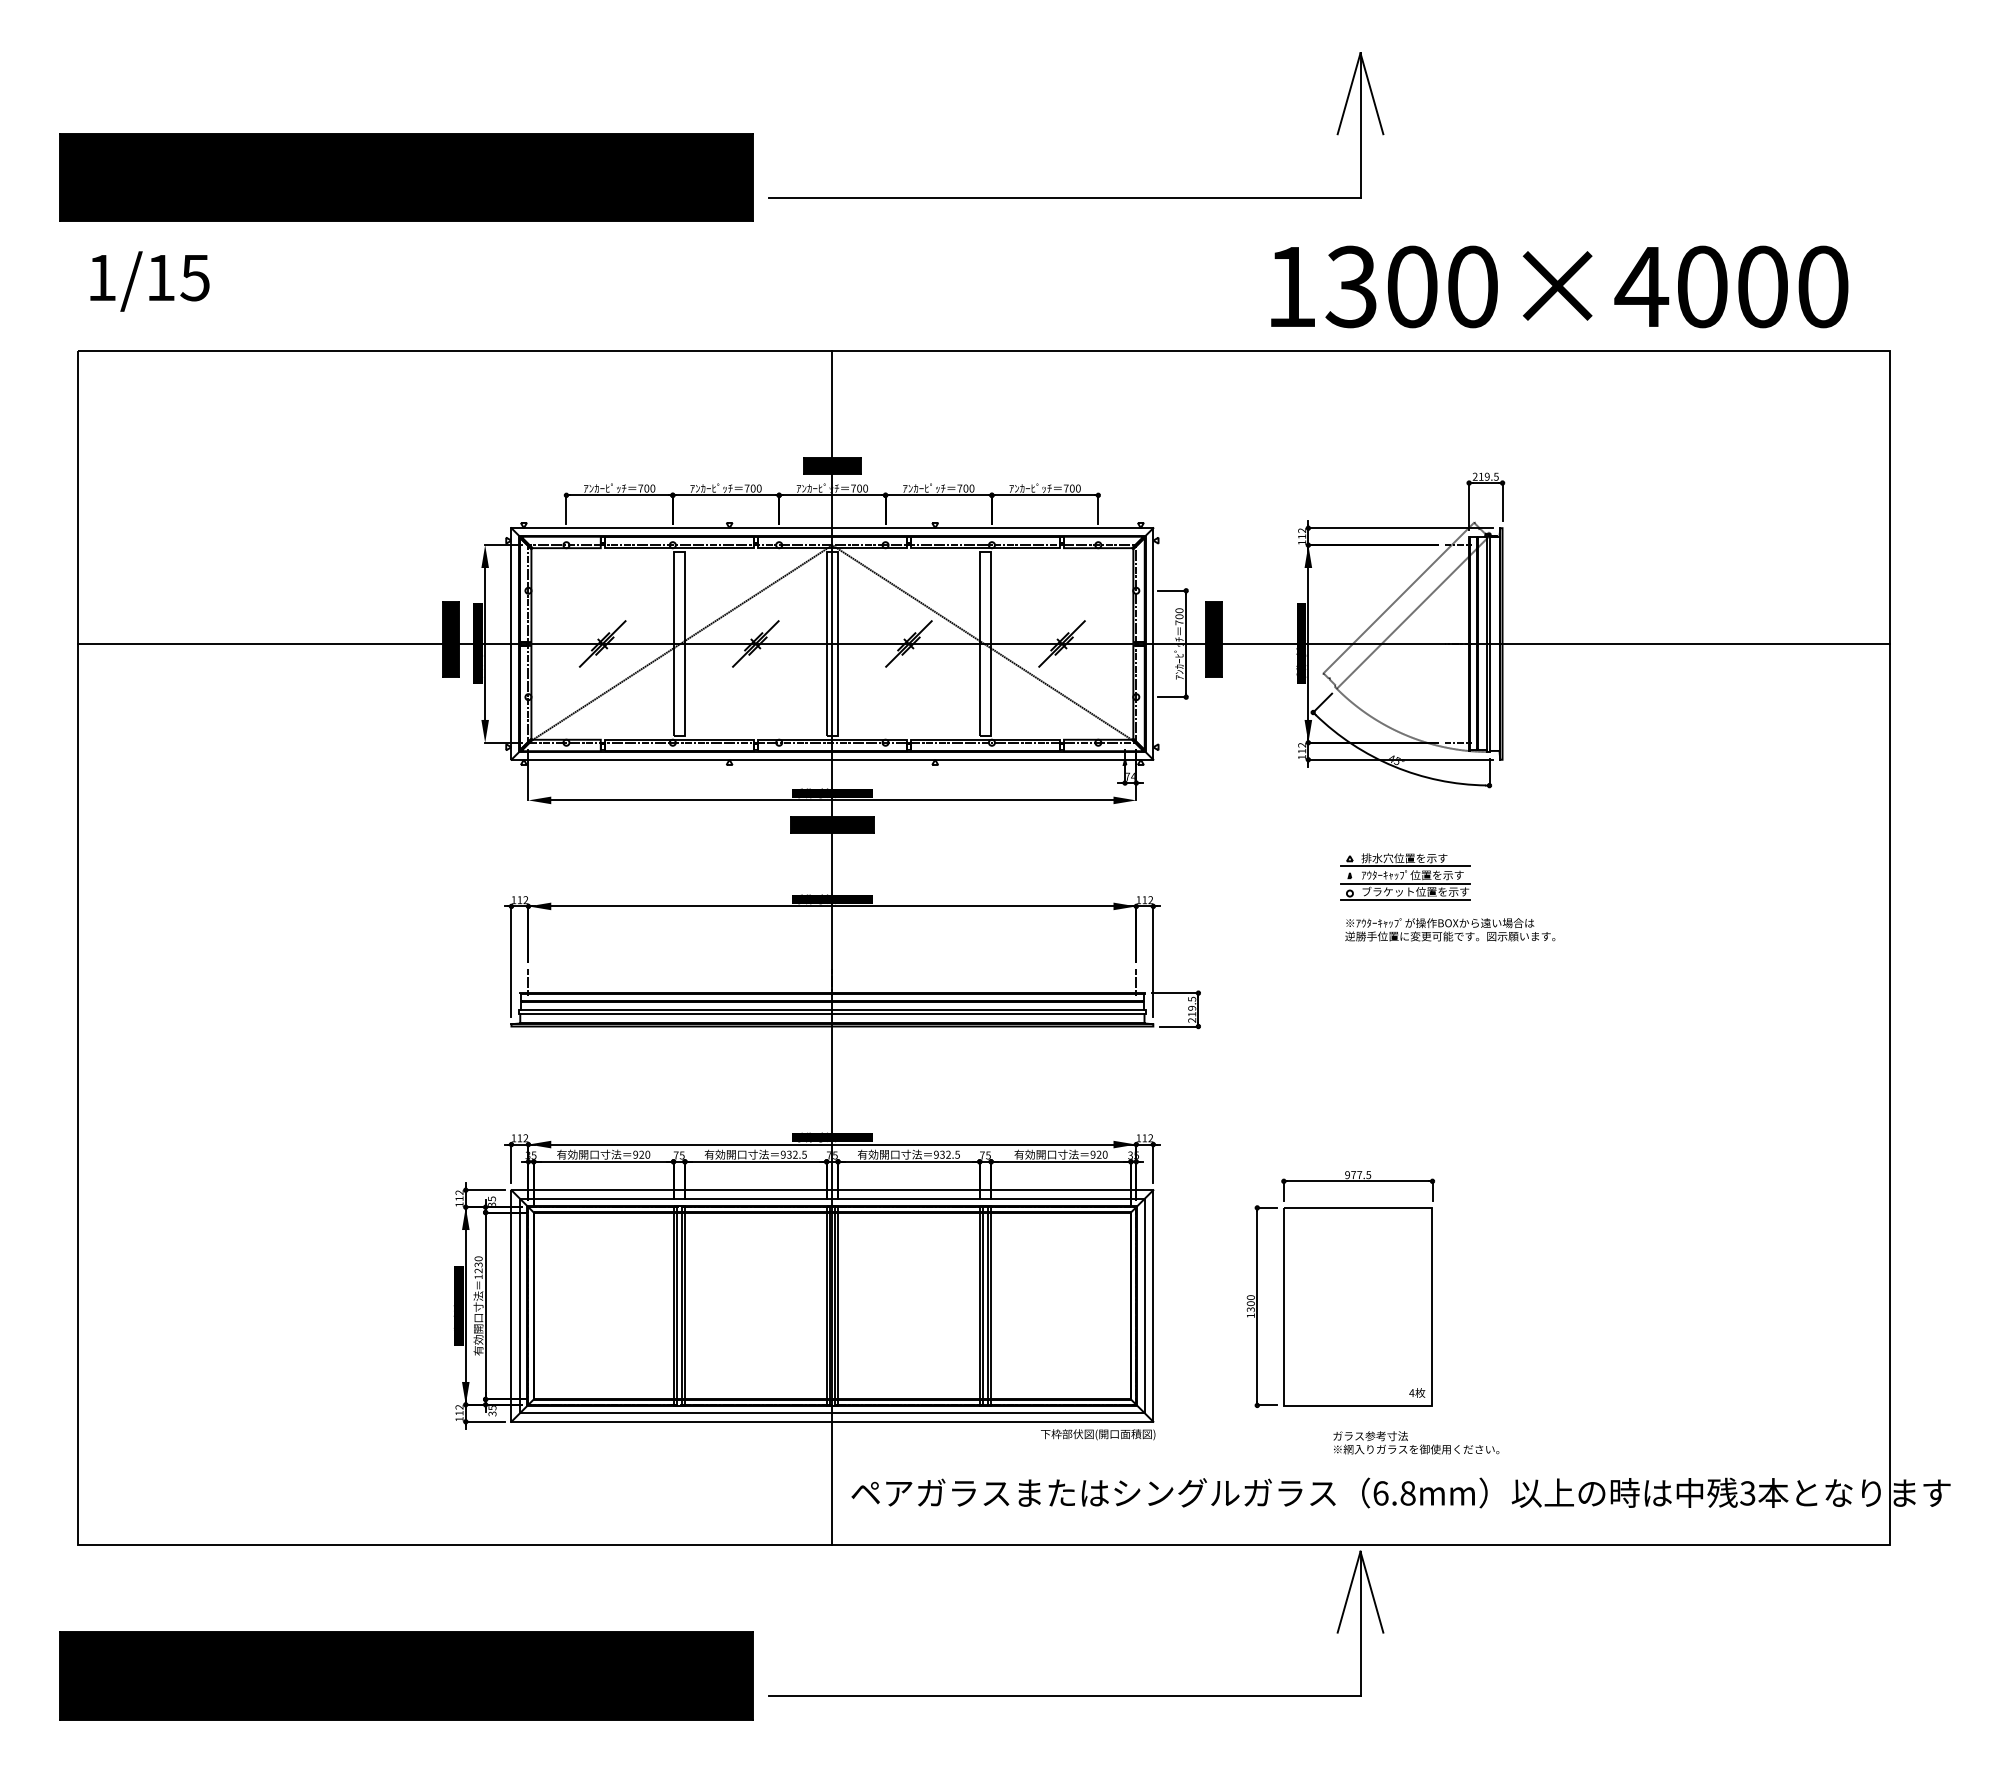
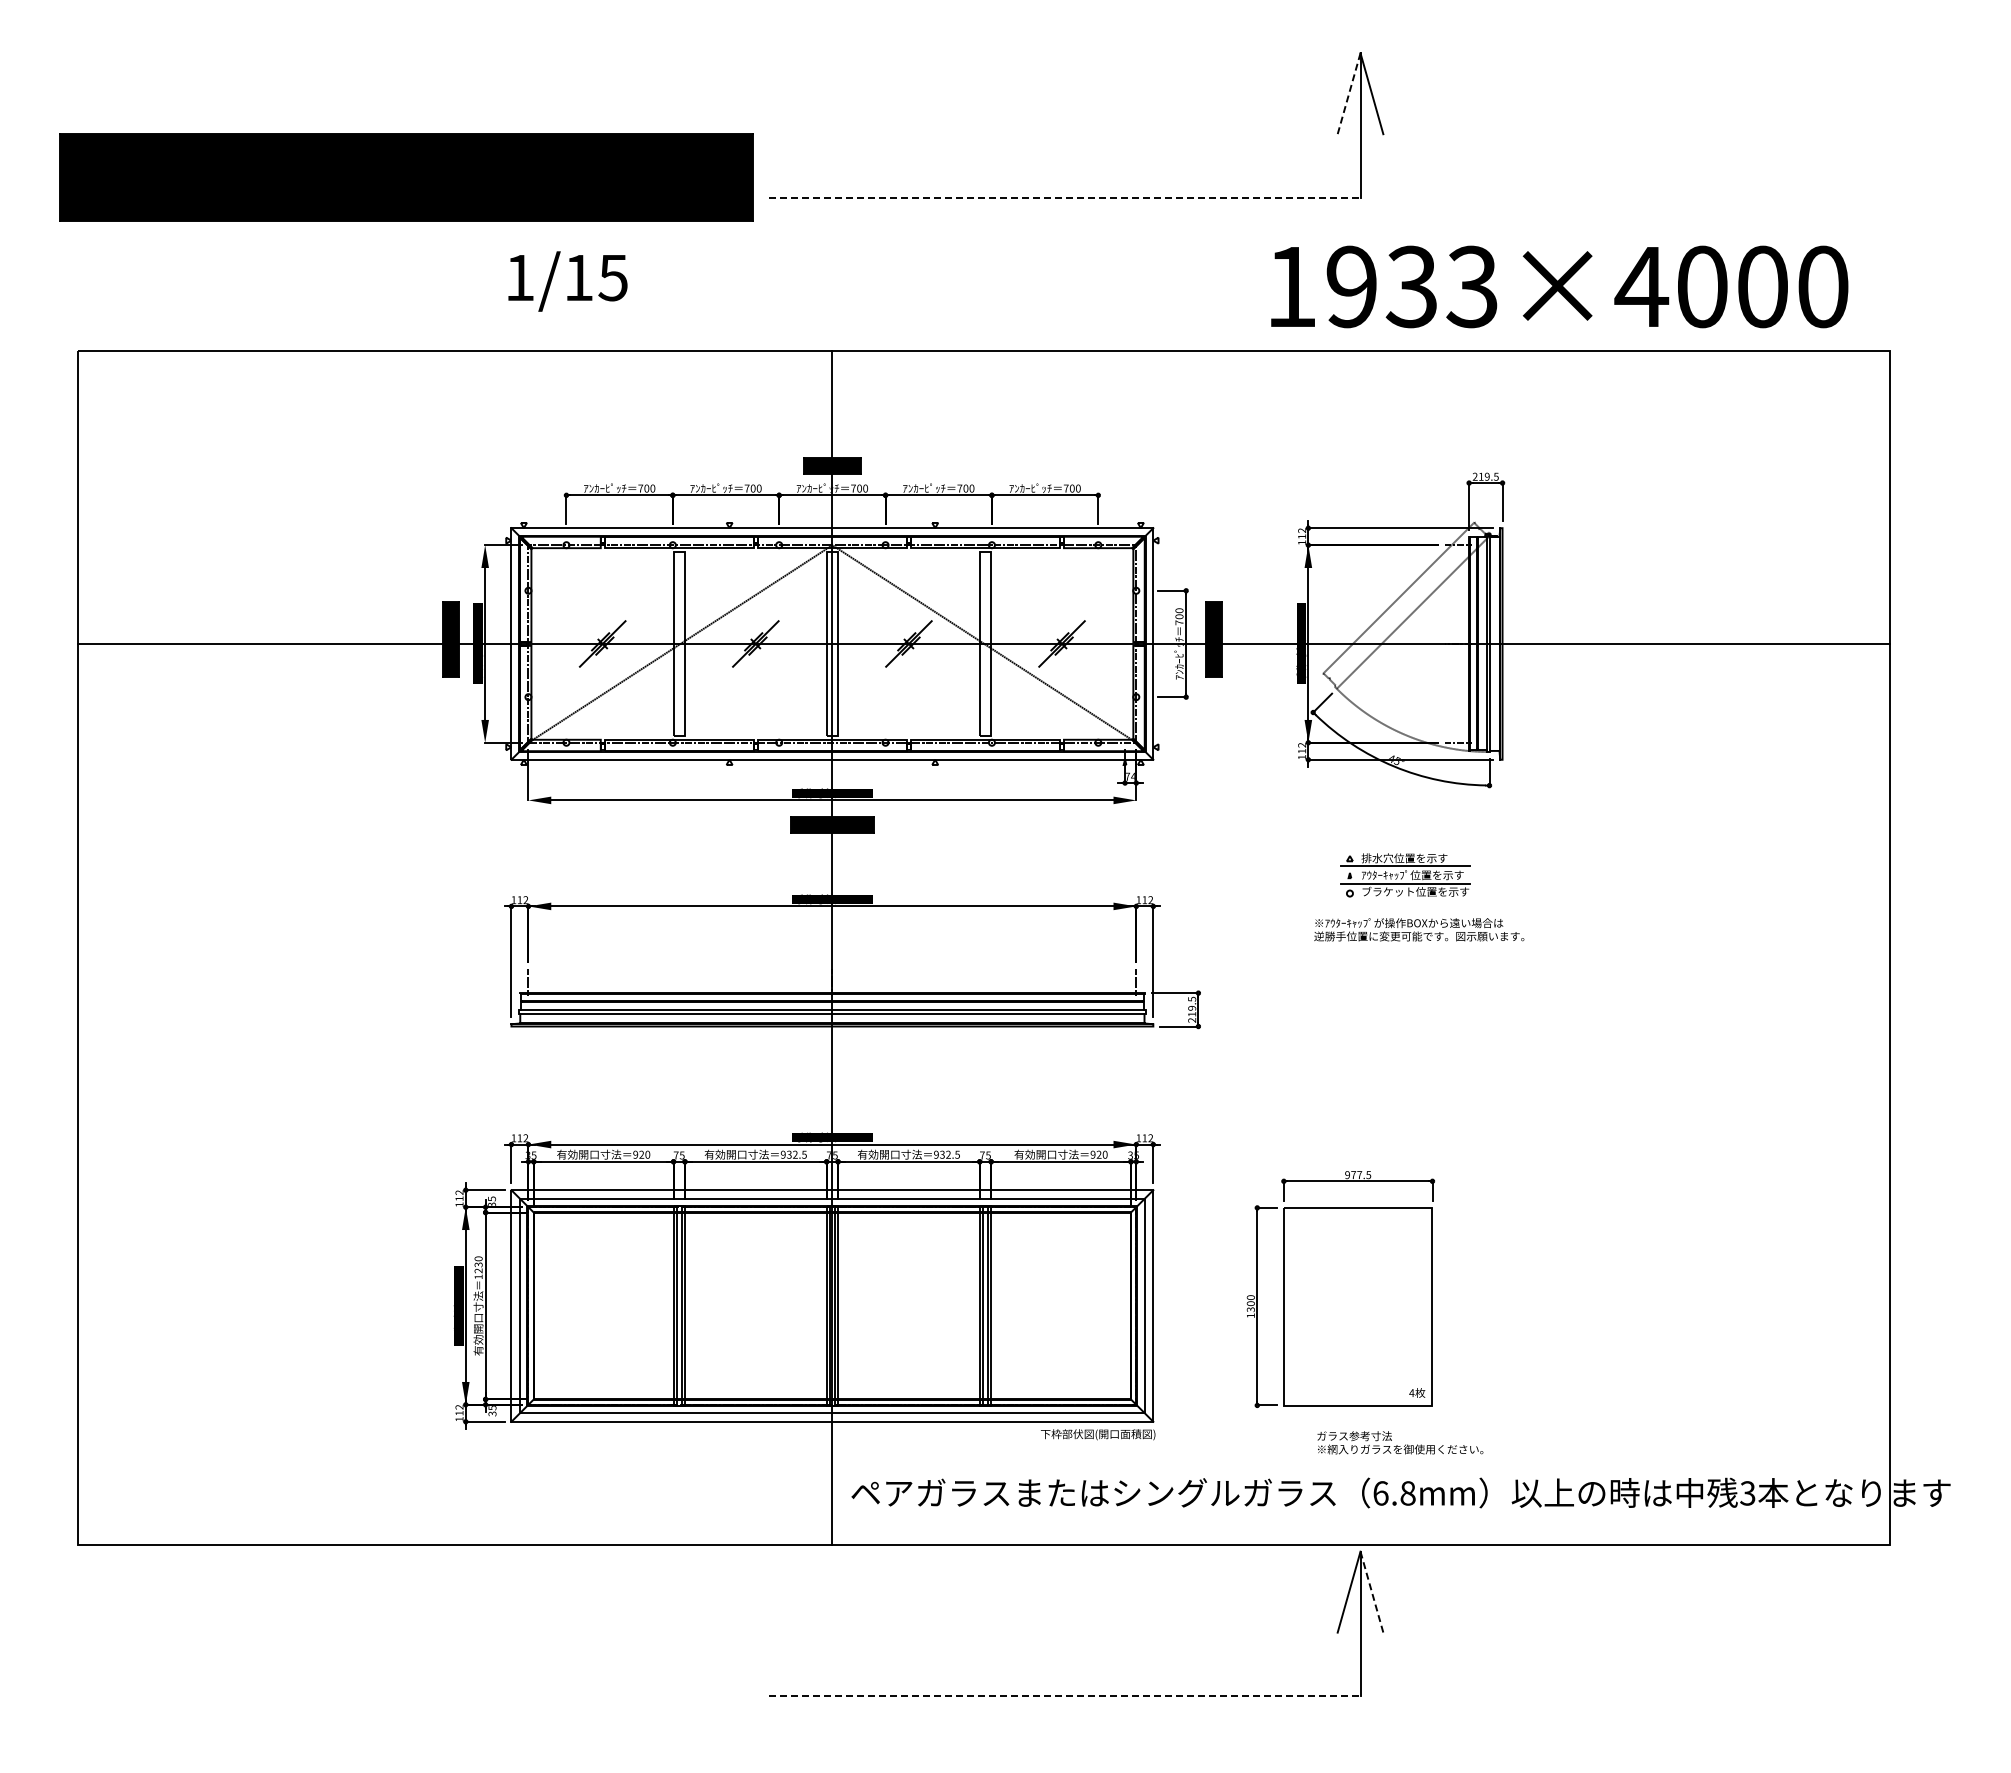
line: solid -> dashed (1348, 94)
line: solid -> dashed (1064, 197)
text position: (149, 281) -> (567, 281) (567, 281)
text: 1300×4000 -> 1933×4000 (1411, 286)
line: present -> none (1404, 900)
text position: (1450, 929) -> (1419, 929) (1419, 929)
text position: (1416, 1442) -> (1400, 1442) (1400, 1442)
line: solid -> dashed (1372, 1592)
part: present -> none (406, 1675)
line: solid -> dashed (1064, 1696)
